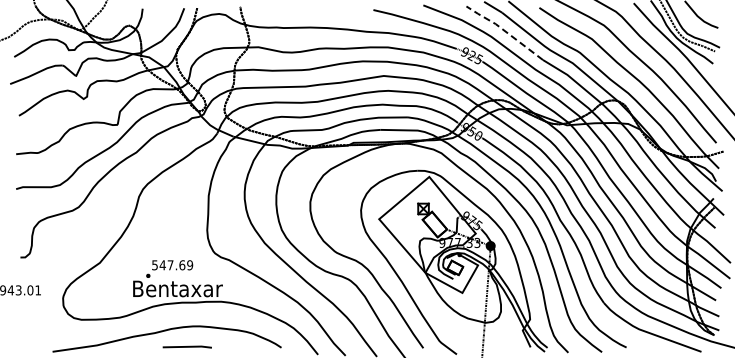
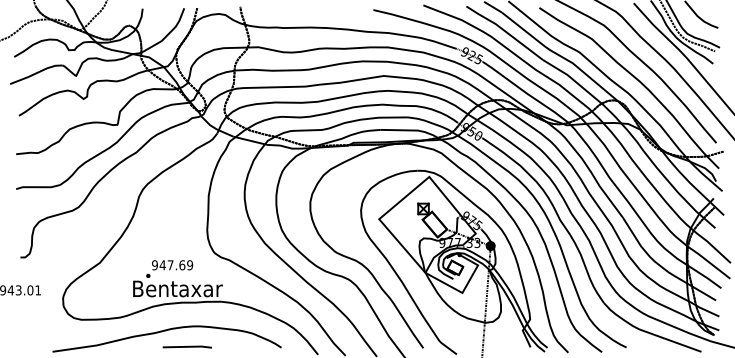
line: dashed -> solid (504, 30)
text: 547.69 -> 947.69 (154, 264)
